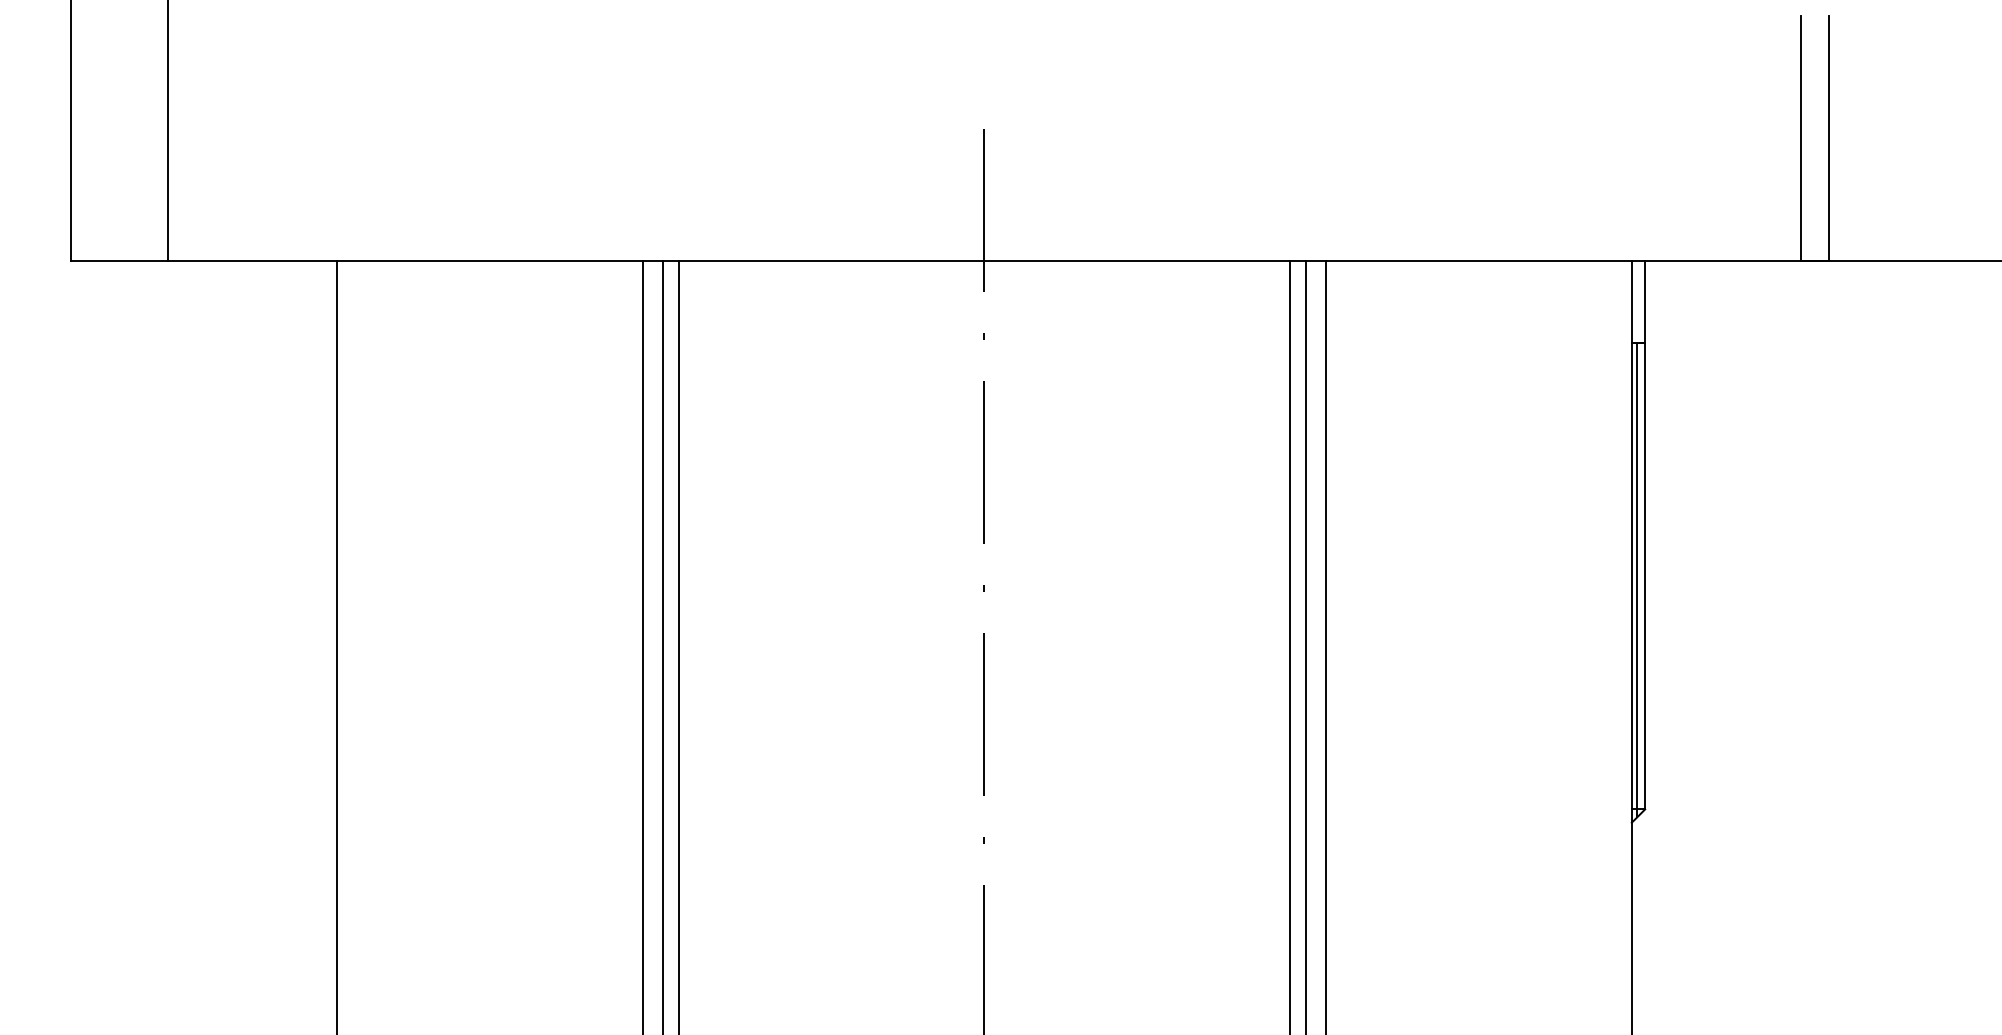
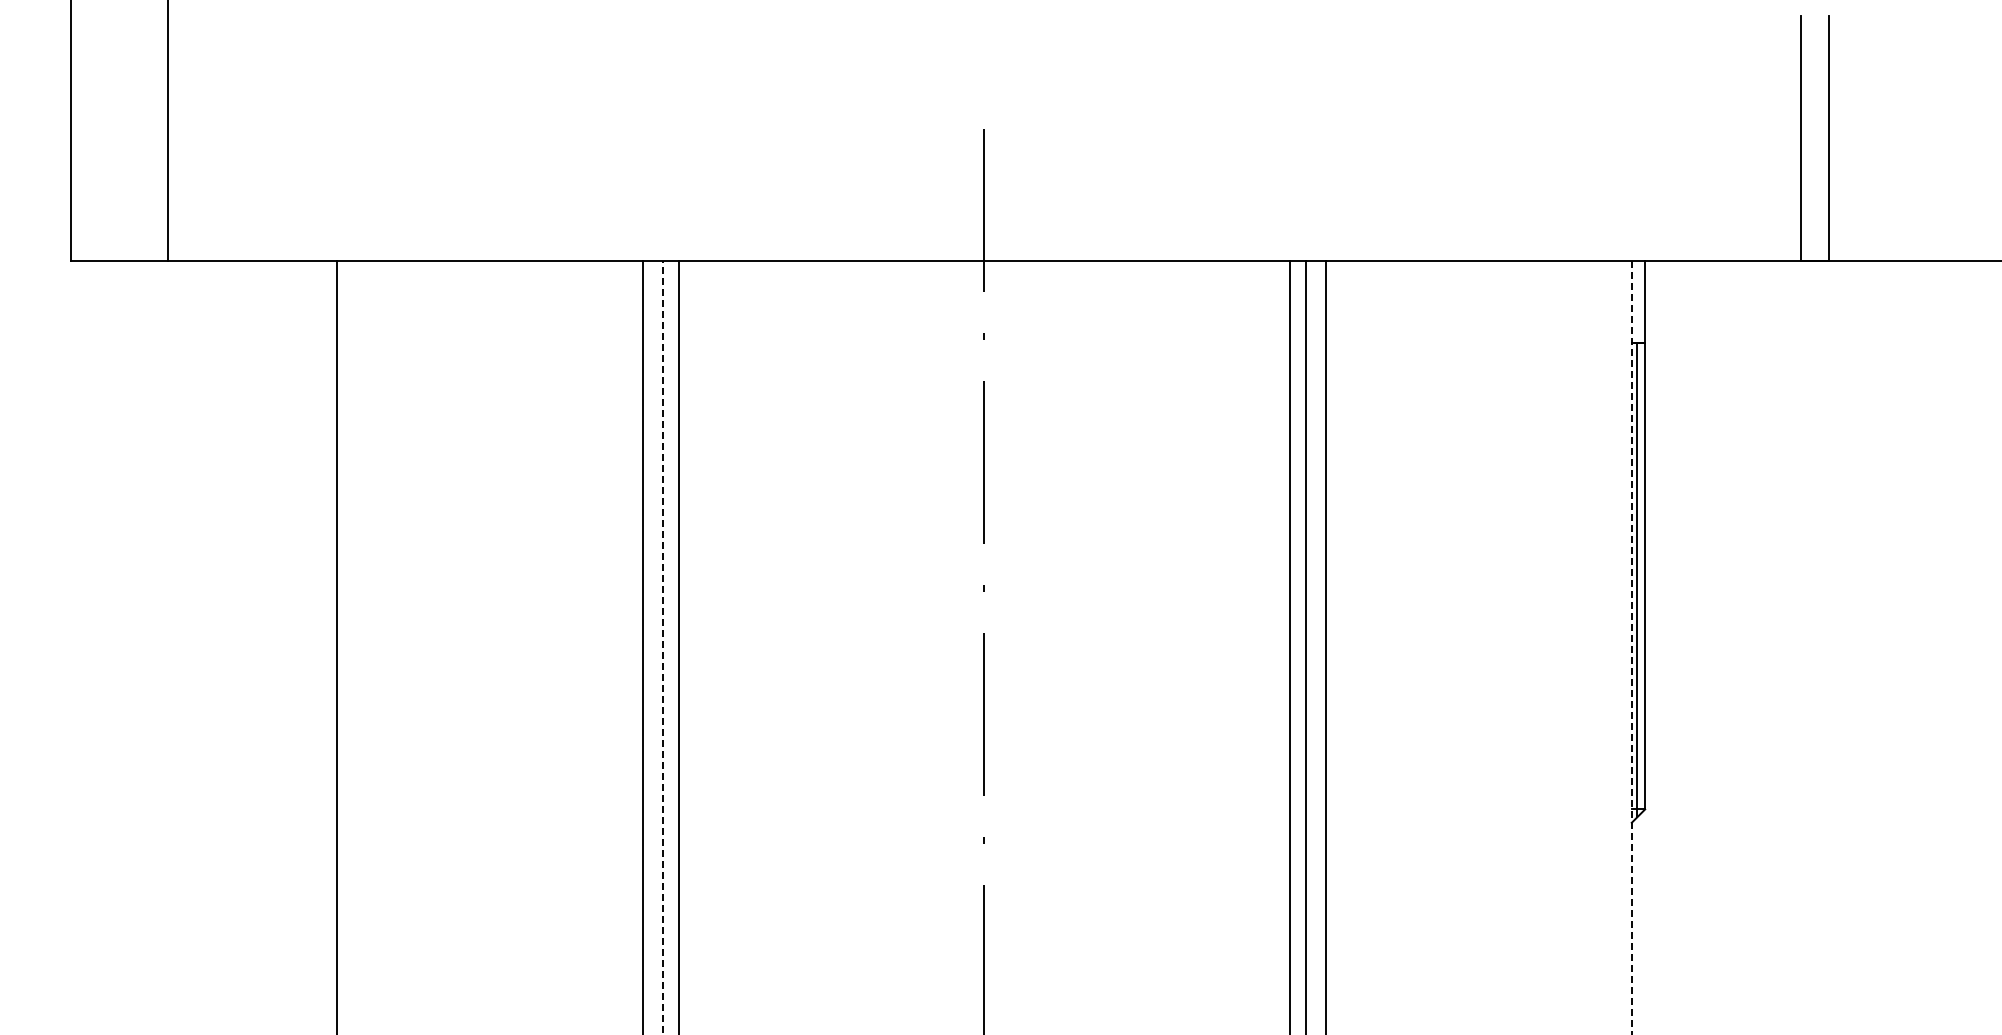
line: solid -> dashed (662, 647)
line: solid -> dashed (1631, 647)
